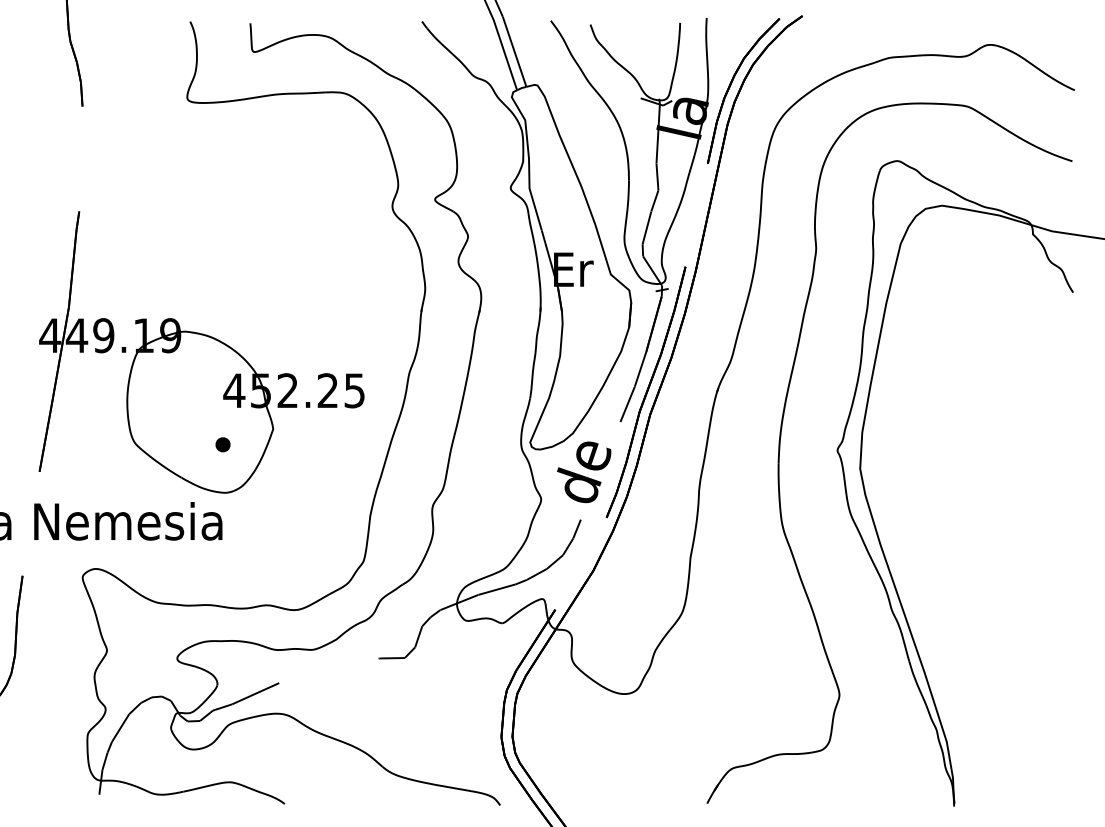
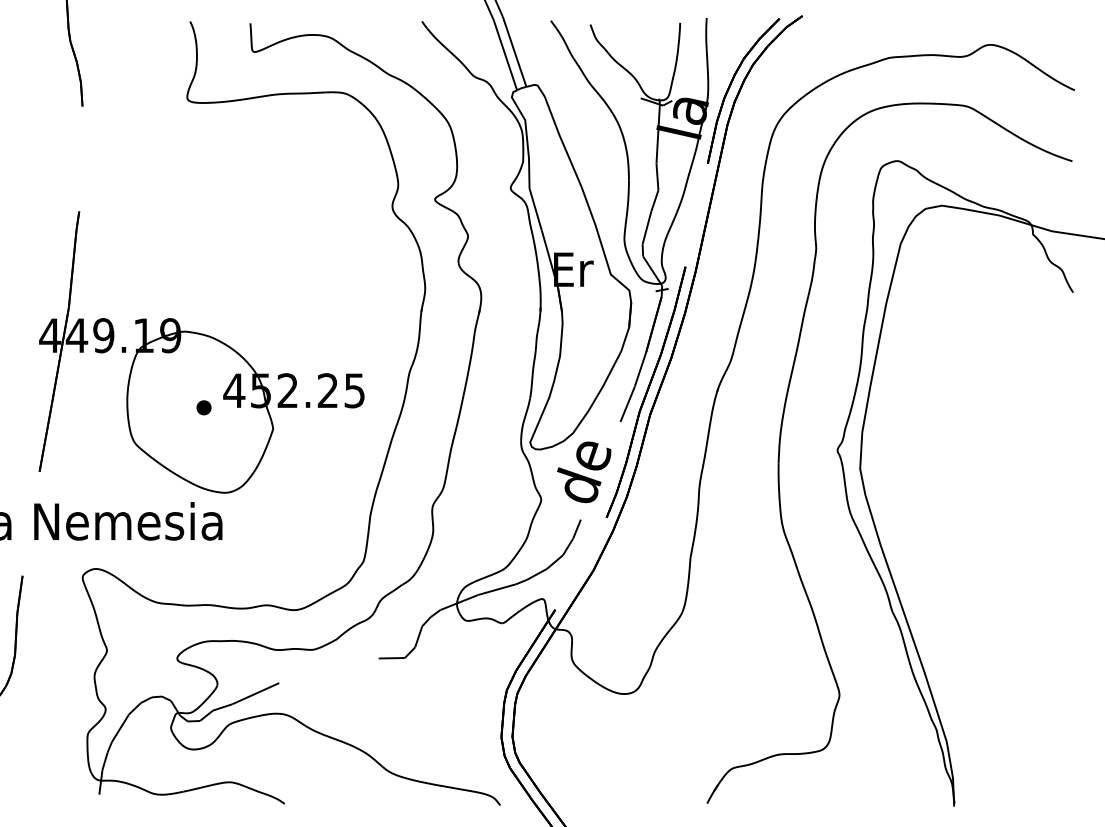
part position: (222, 444) -> (203, 407) (203, 407)
